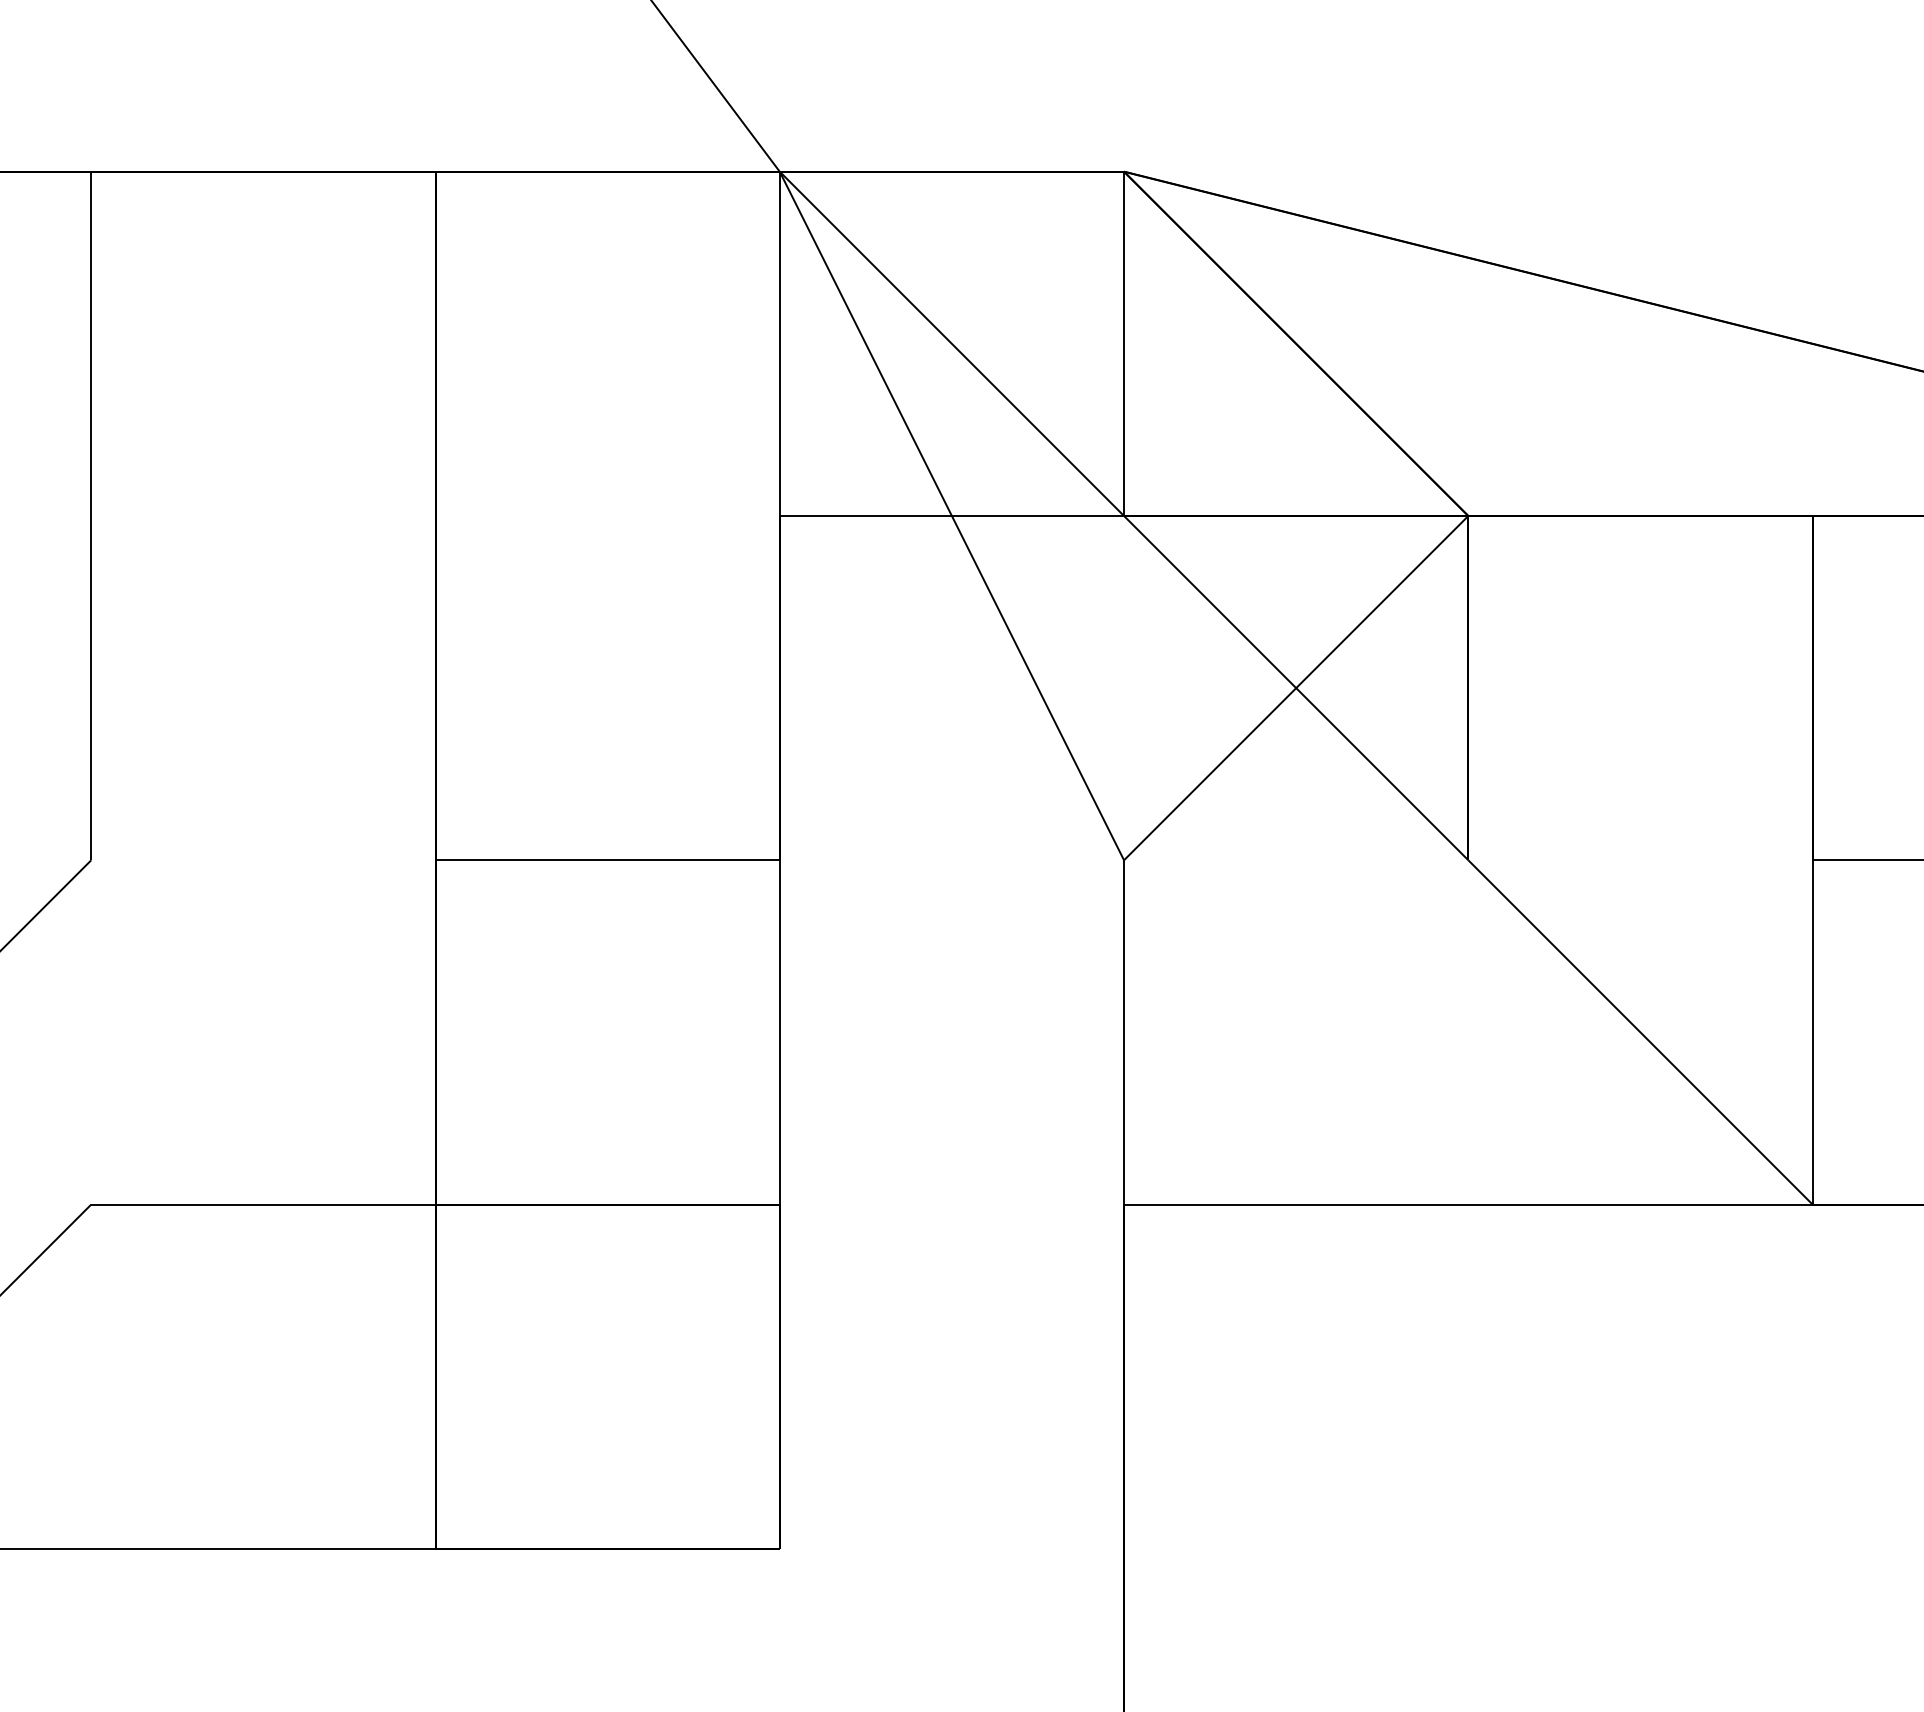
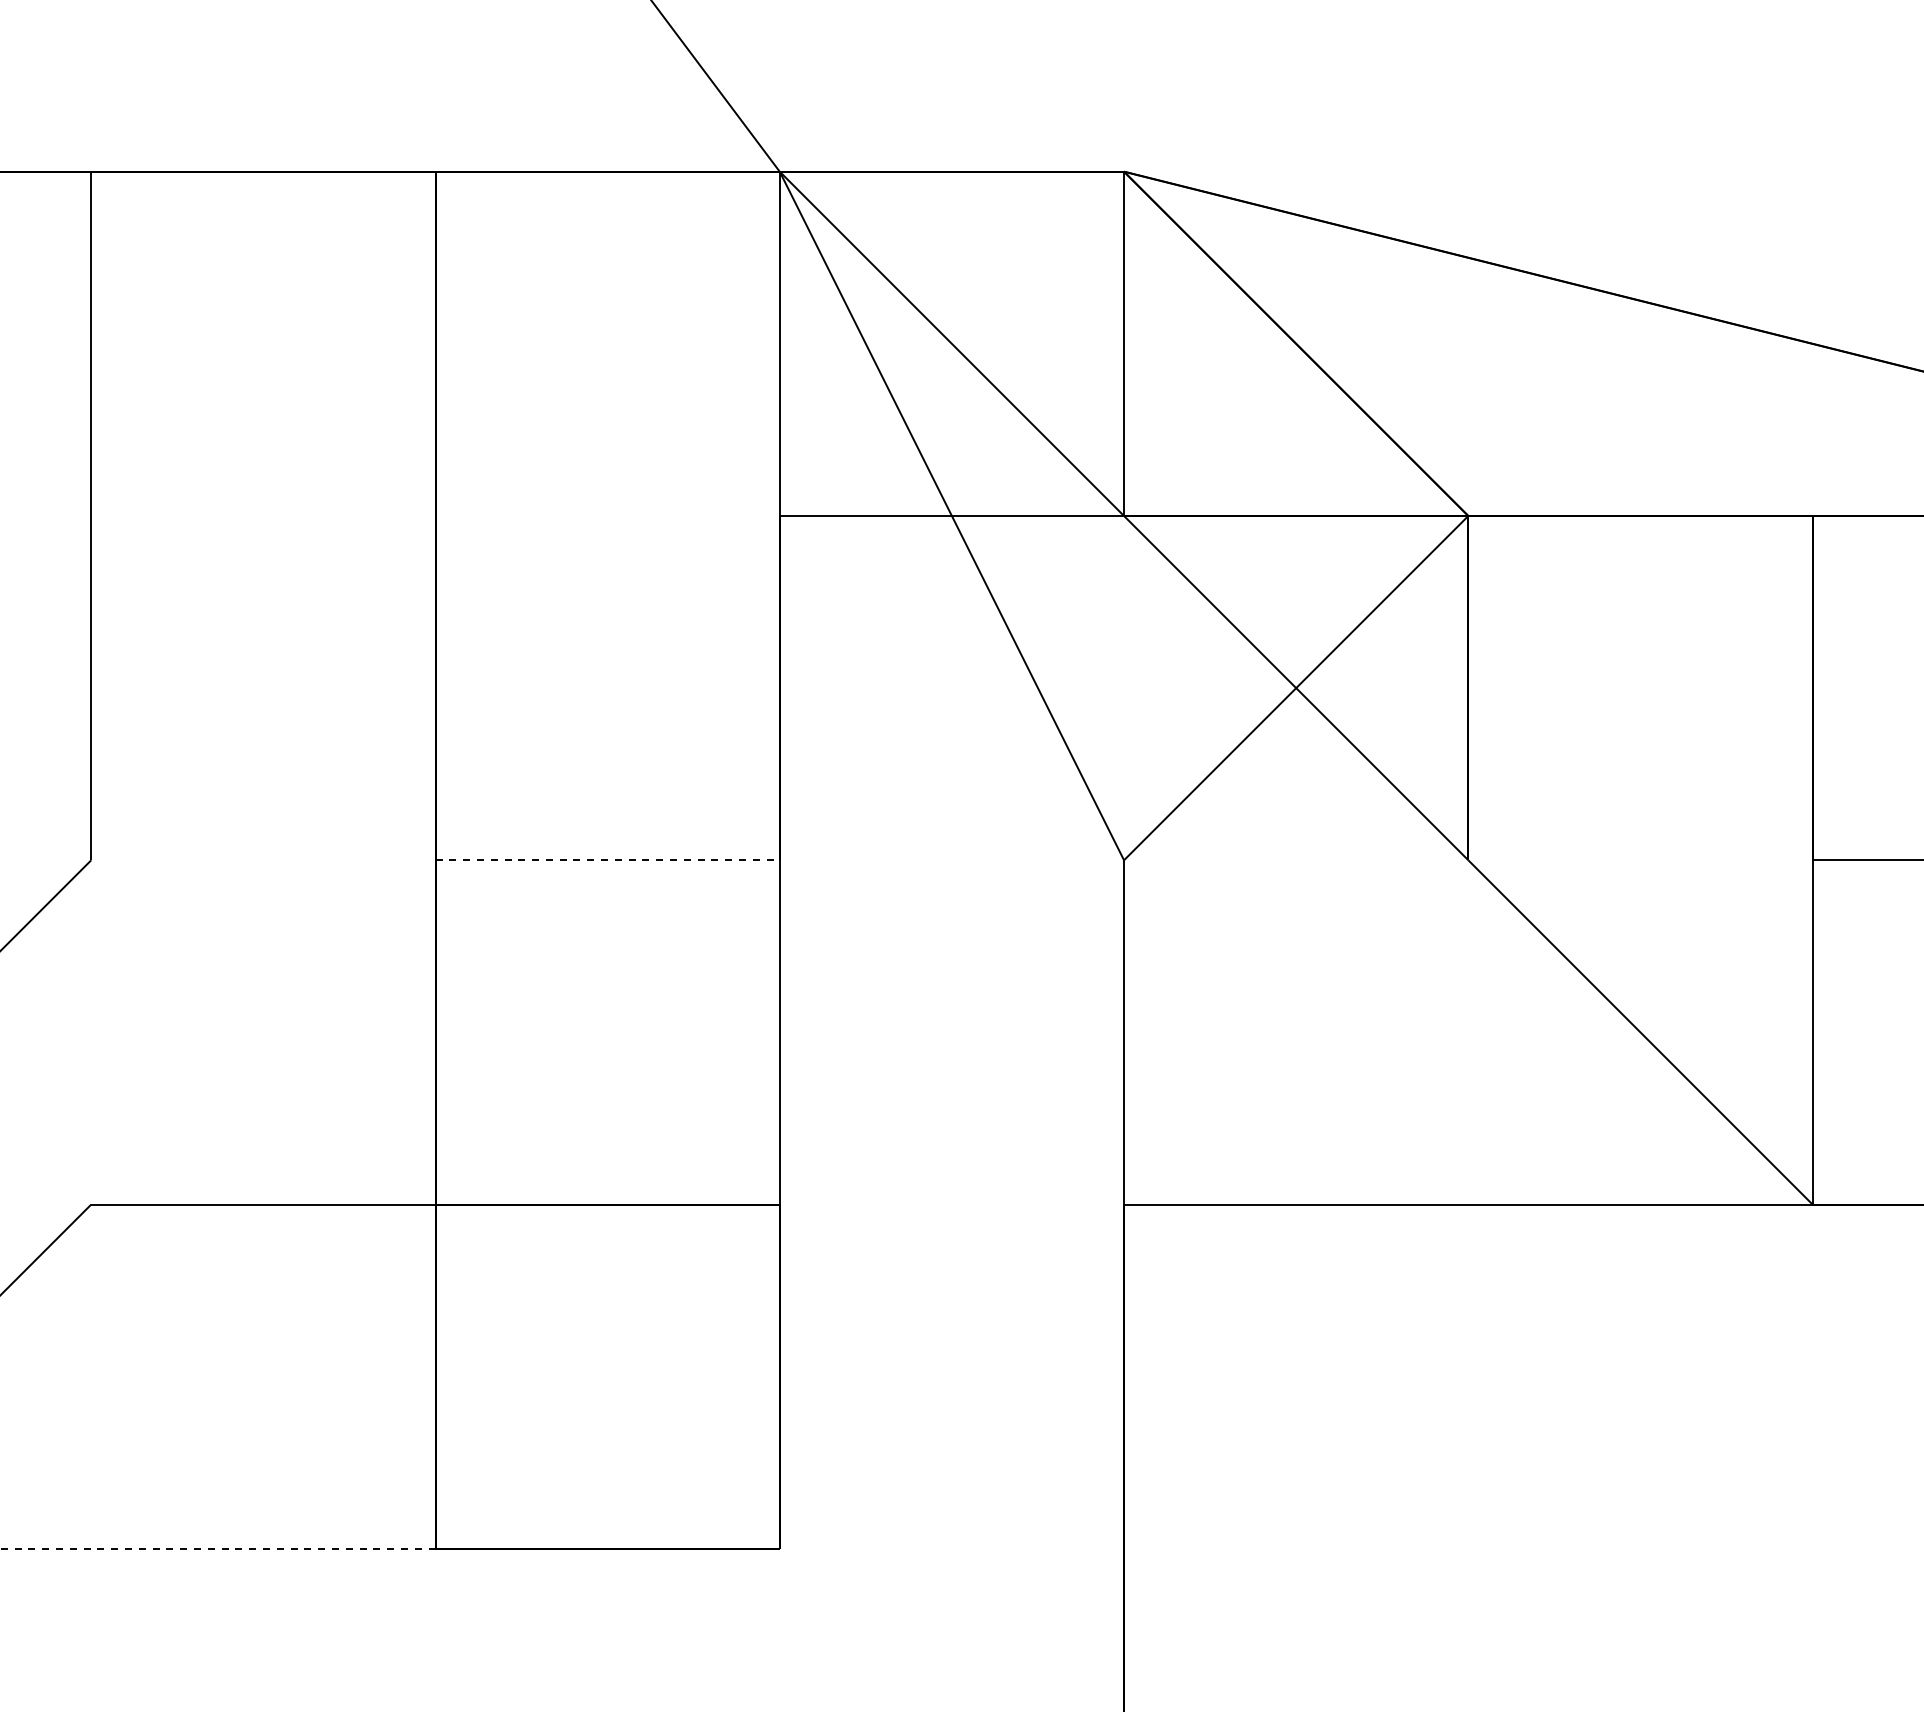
line: solid -> dashed (608, 860)
line: solid -> dashed (217, 1548)
